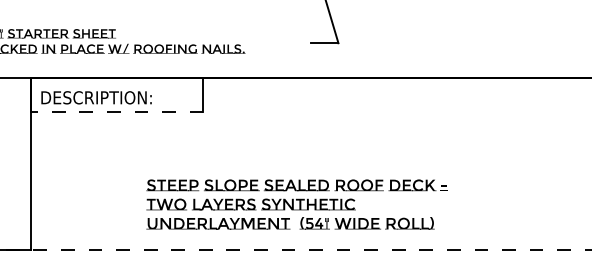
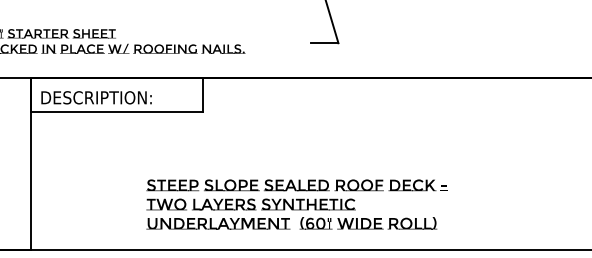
line: dashed -> solid (116, 112)
text: (54" -> (60" (371, 223)
line: dashed -> solid (295, 250)
